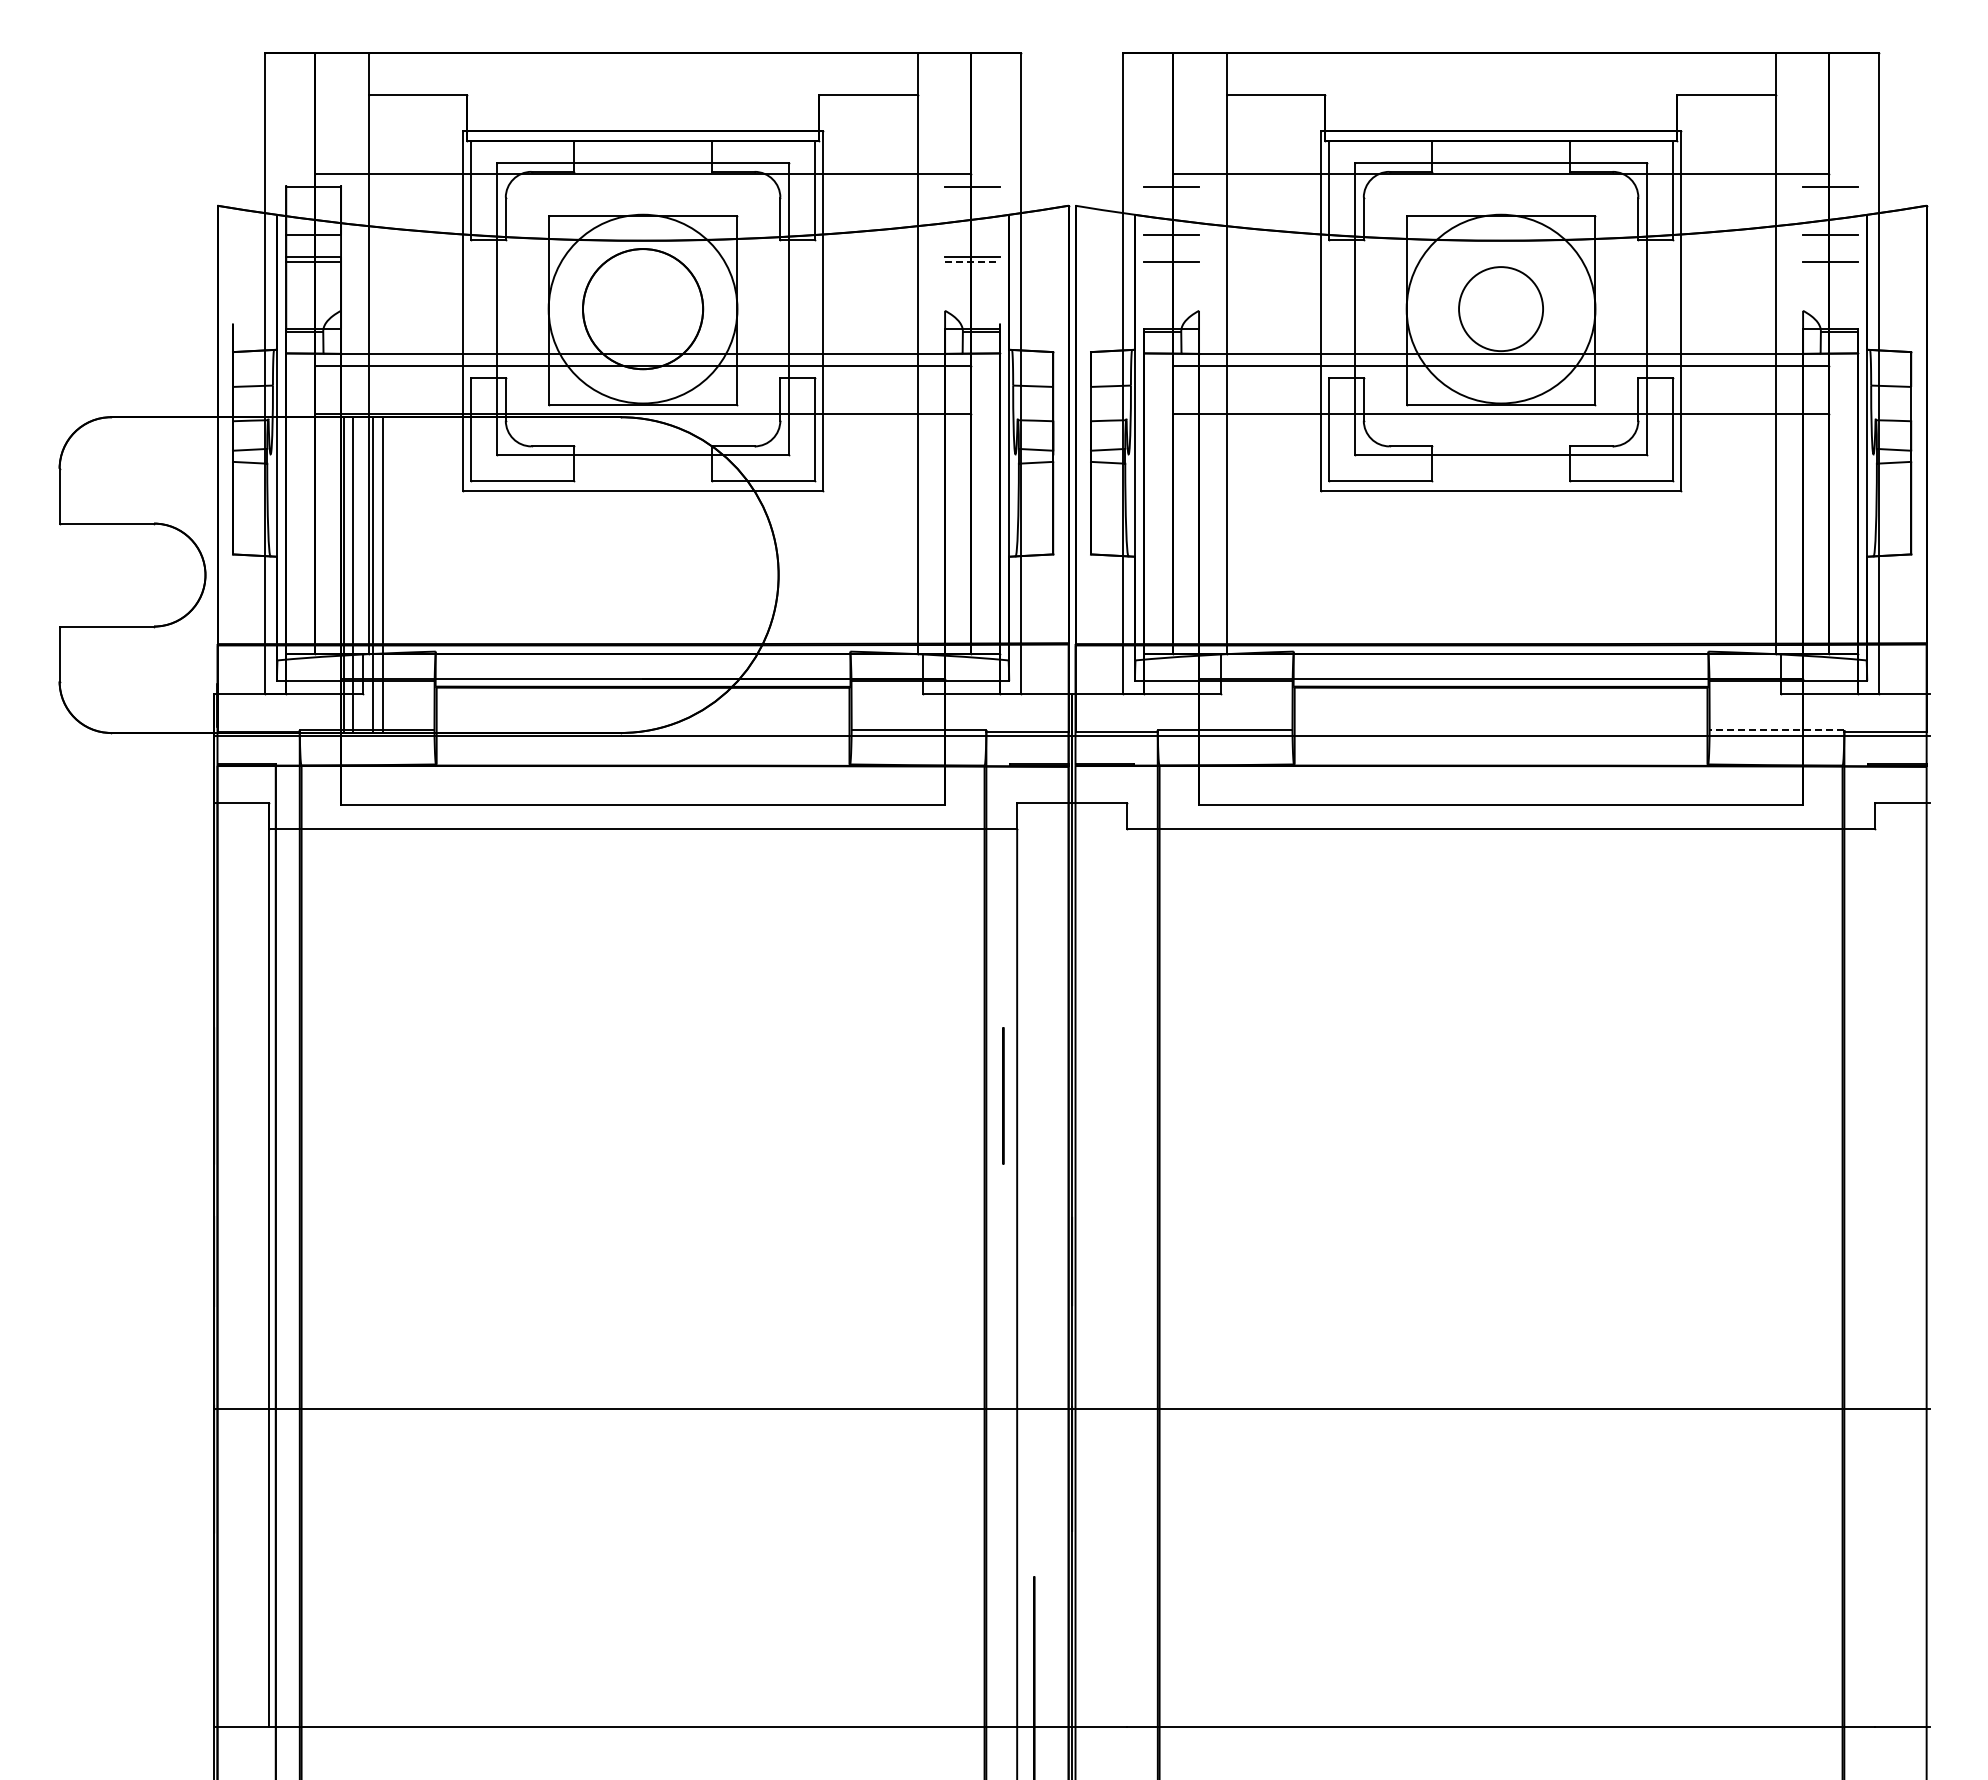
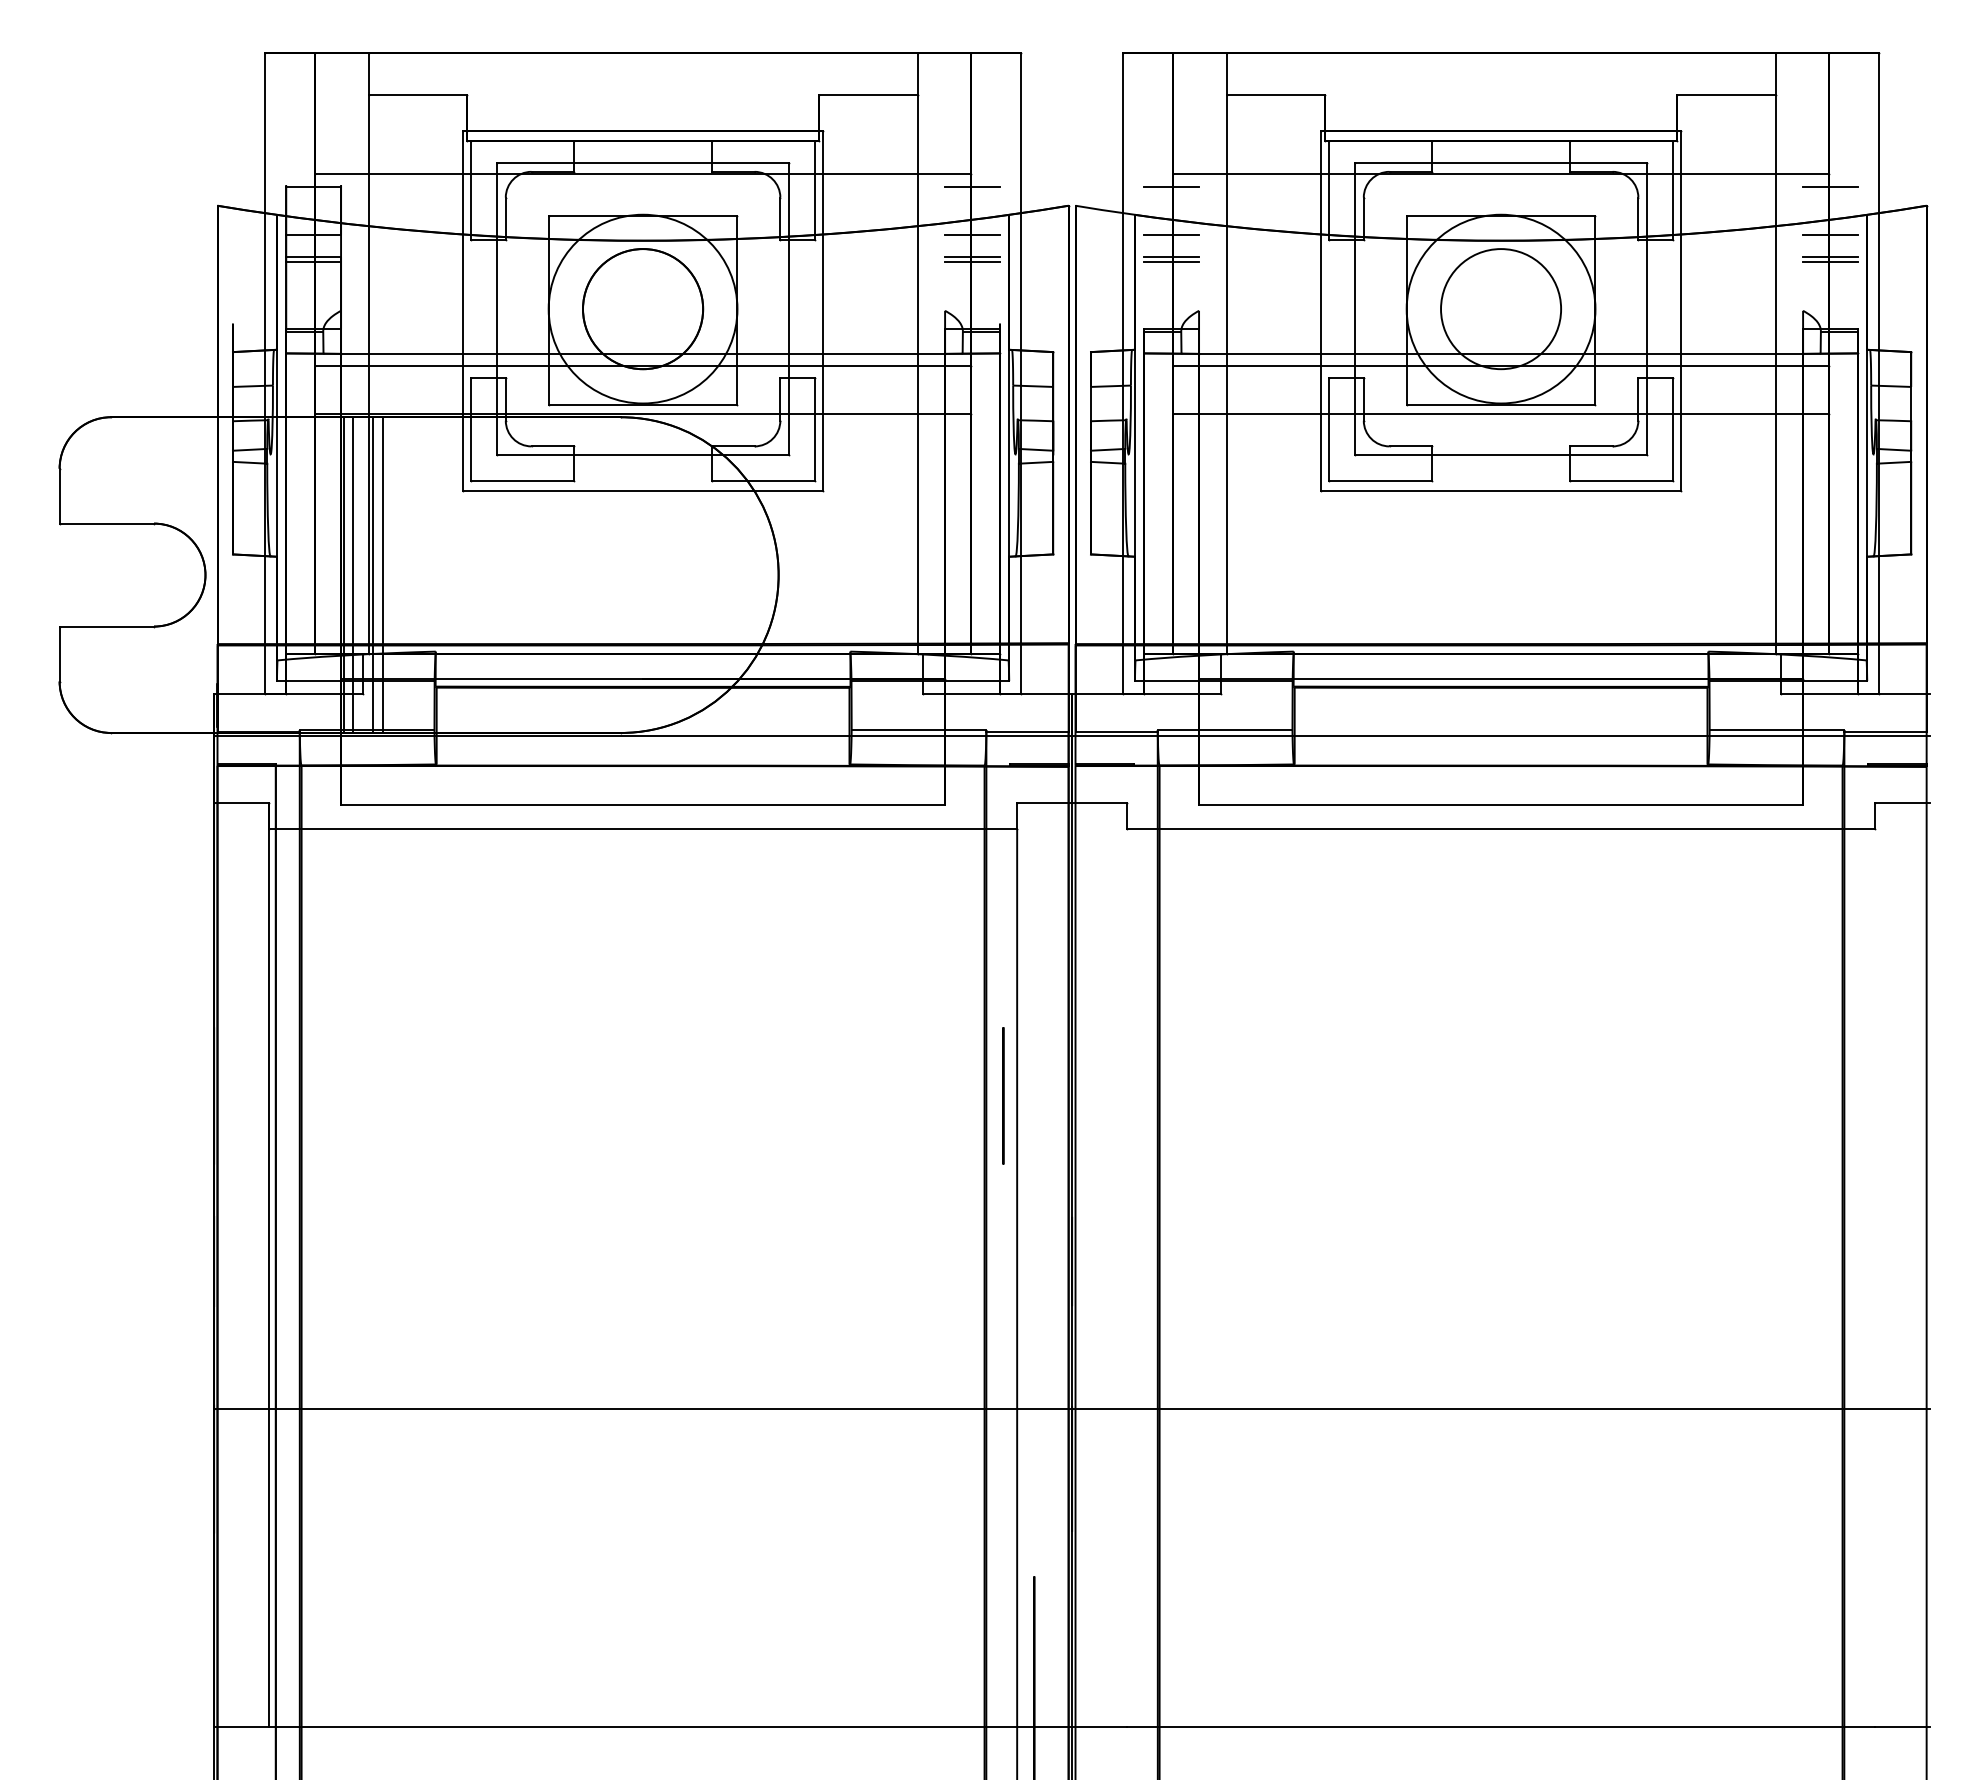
line: none -> present (972, 234)
line: none -> present (1171, 257)
line: none -> present (1830, 257)
line: dashed -> solid (973, 261)
circle diameter: 84 px -> 120 px (1501, 309)
line: dashed -> solid (1776, 730)
